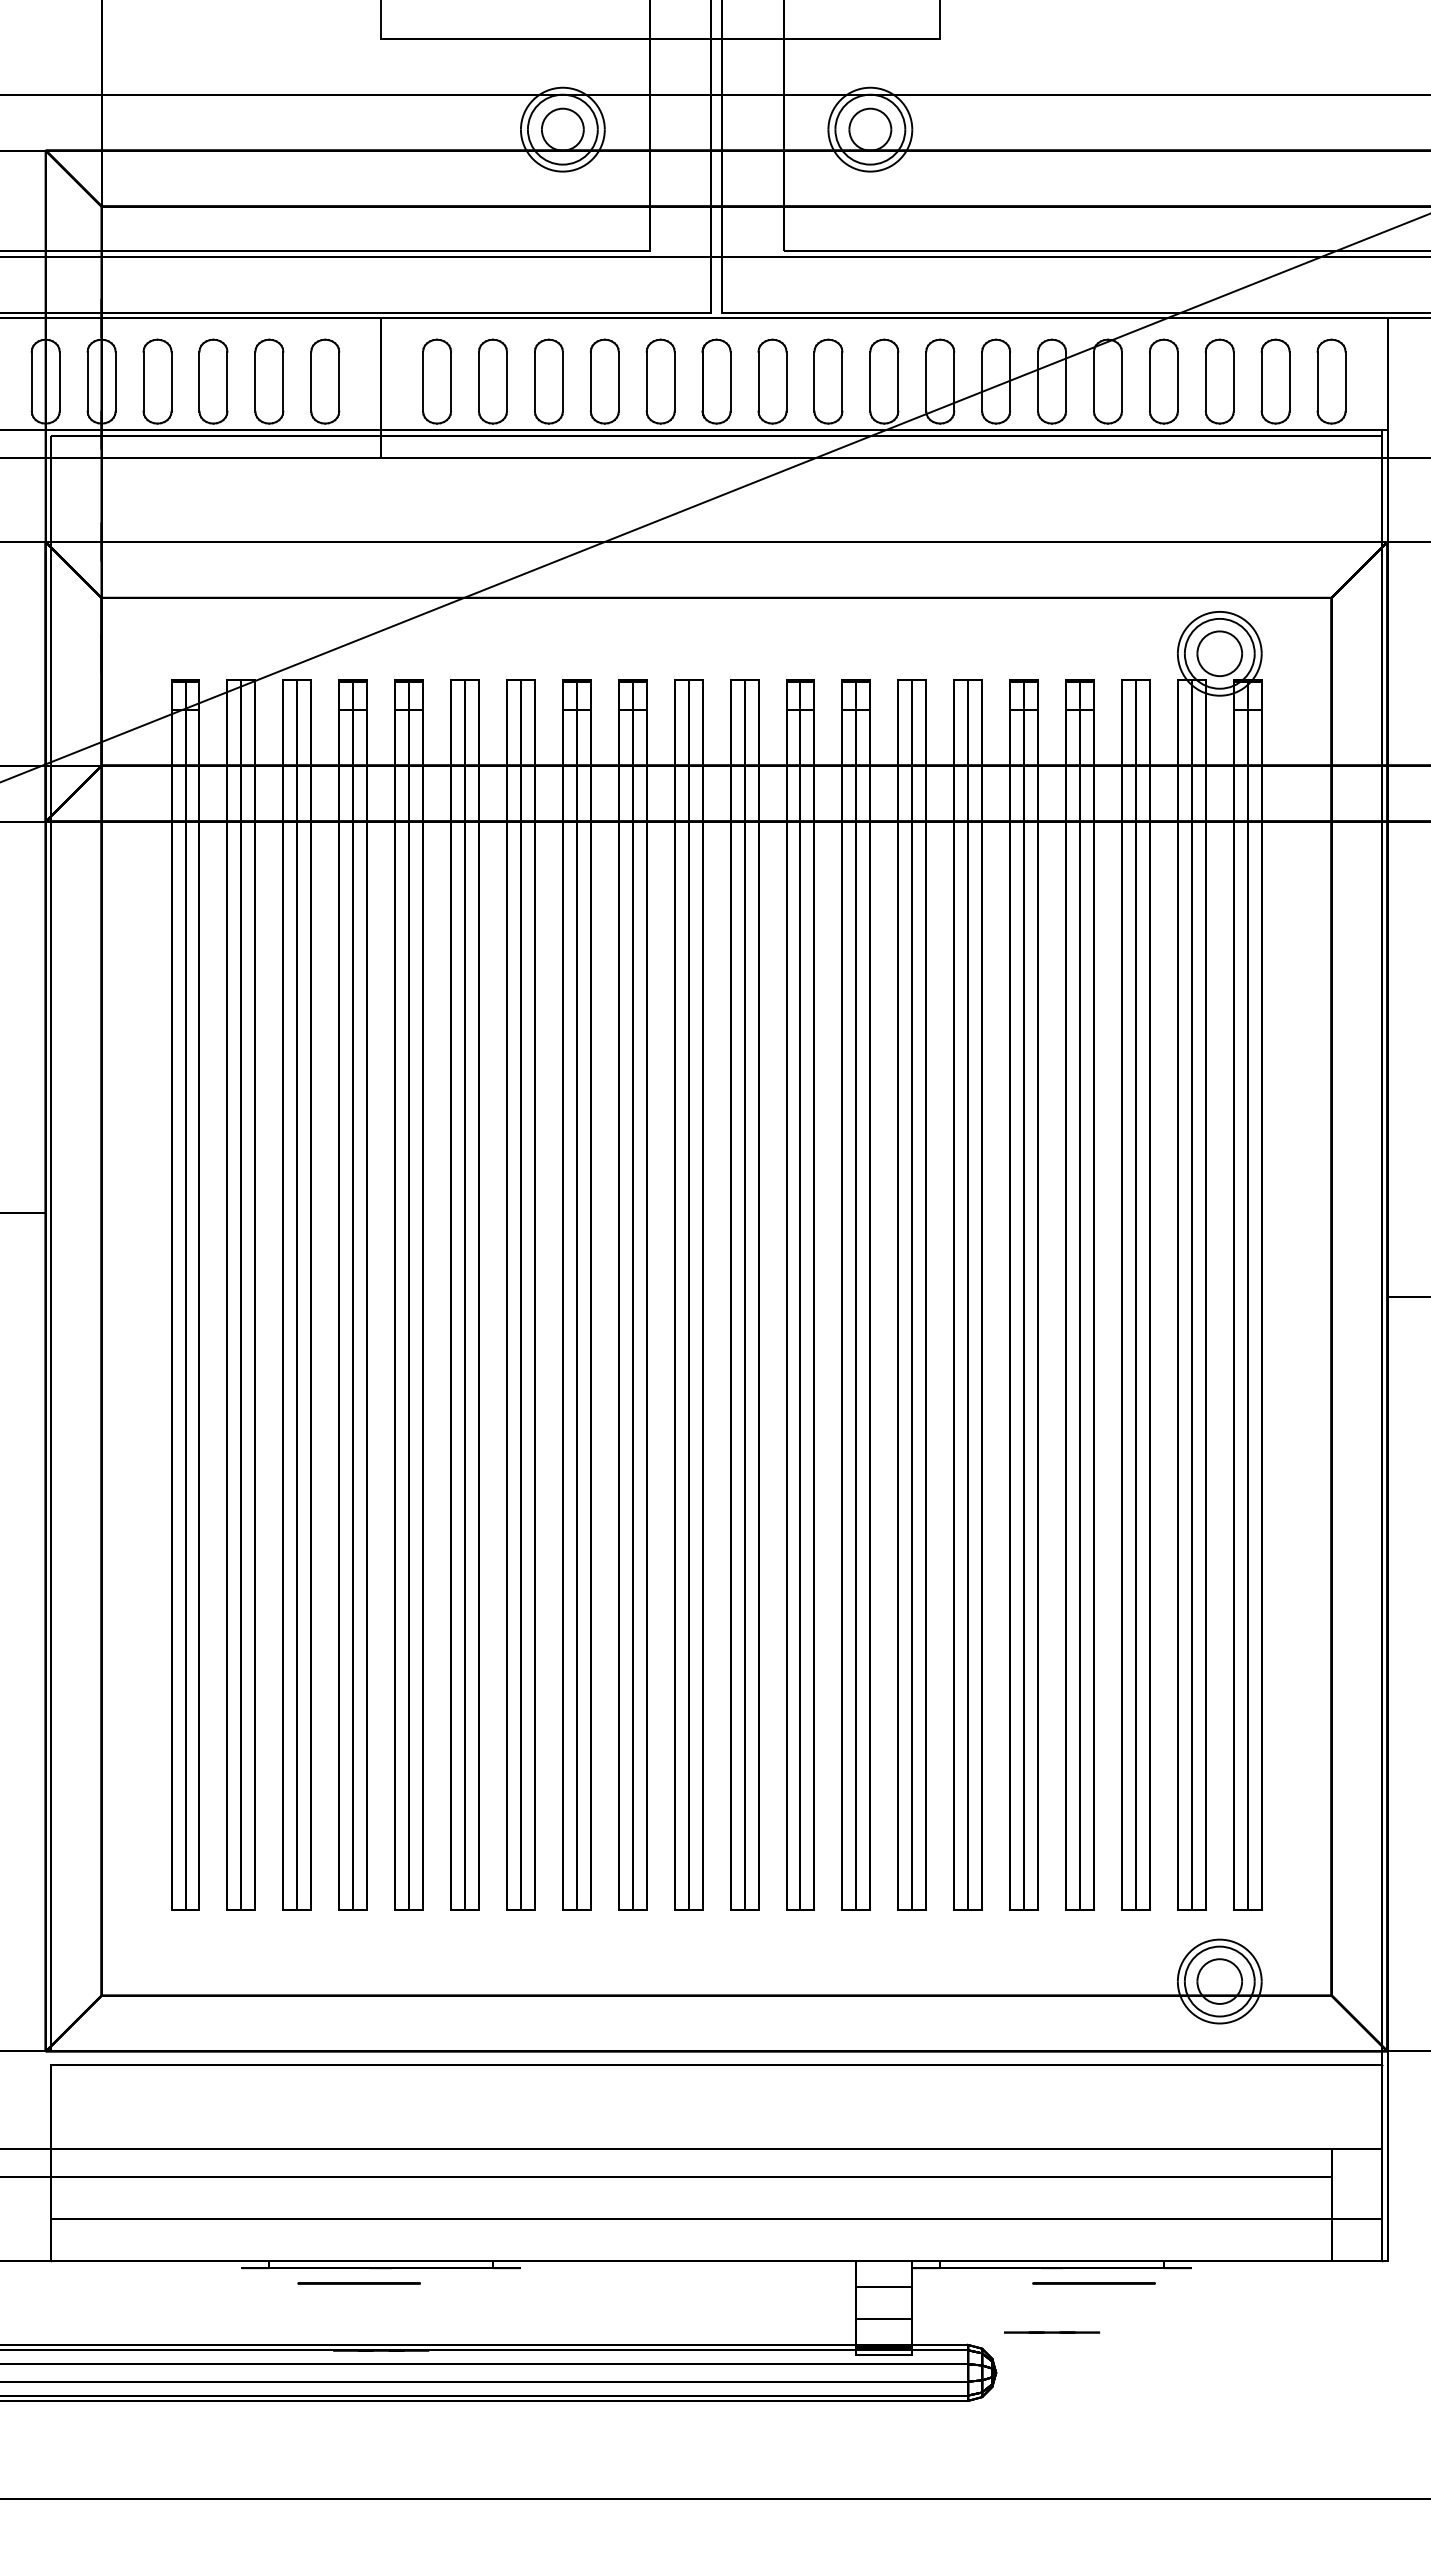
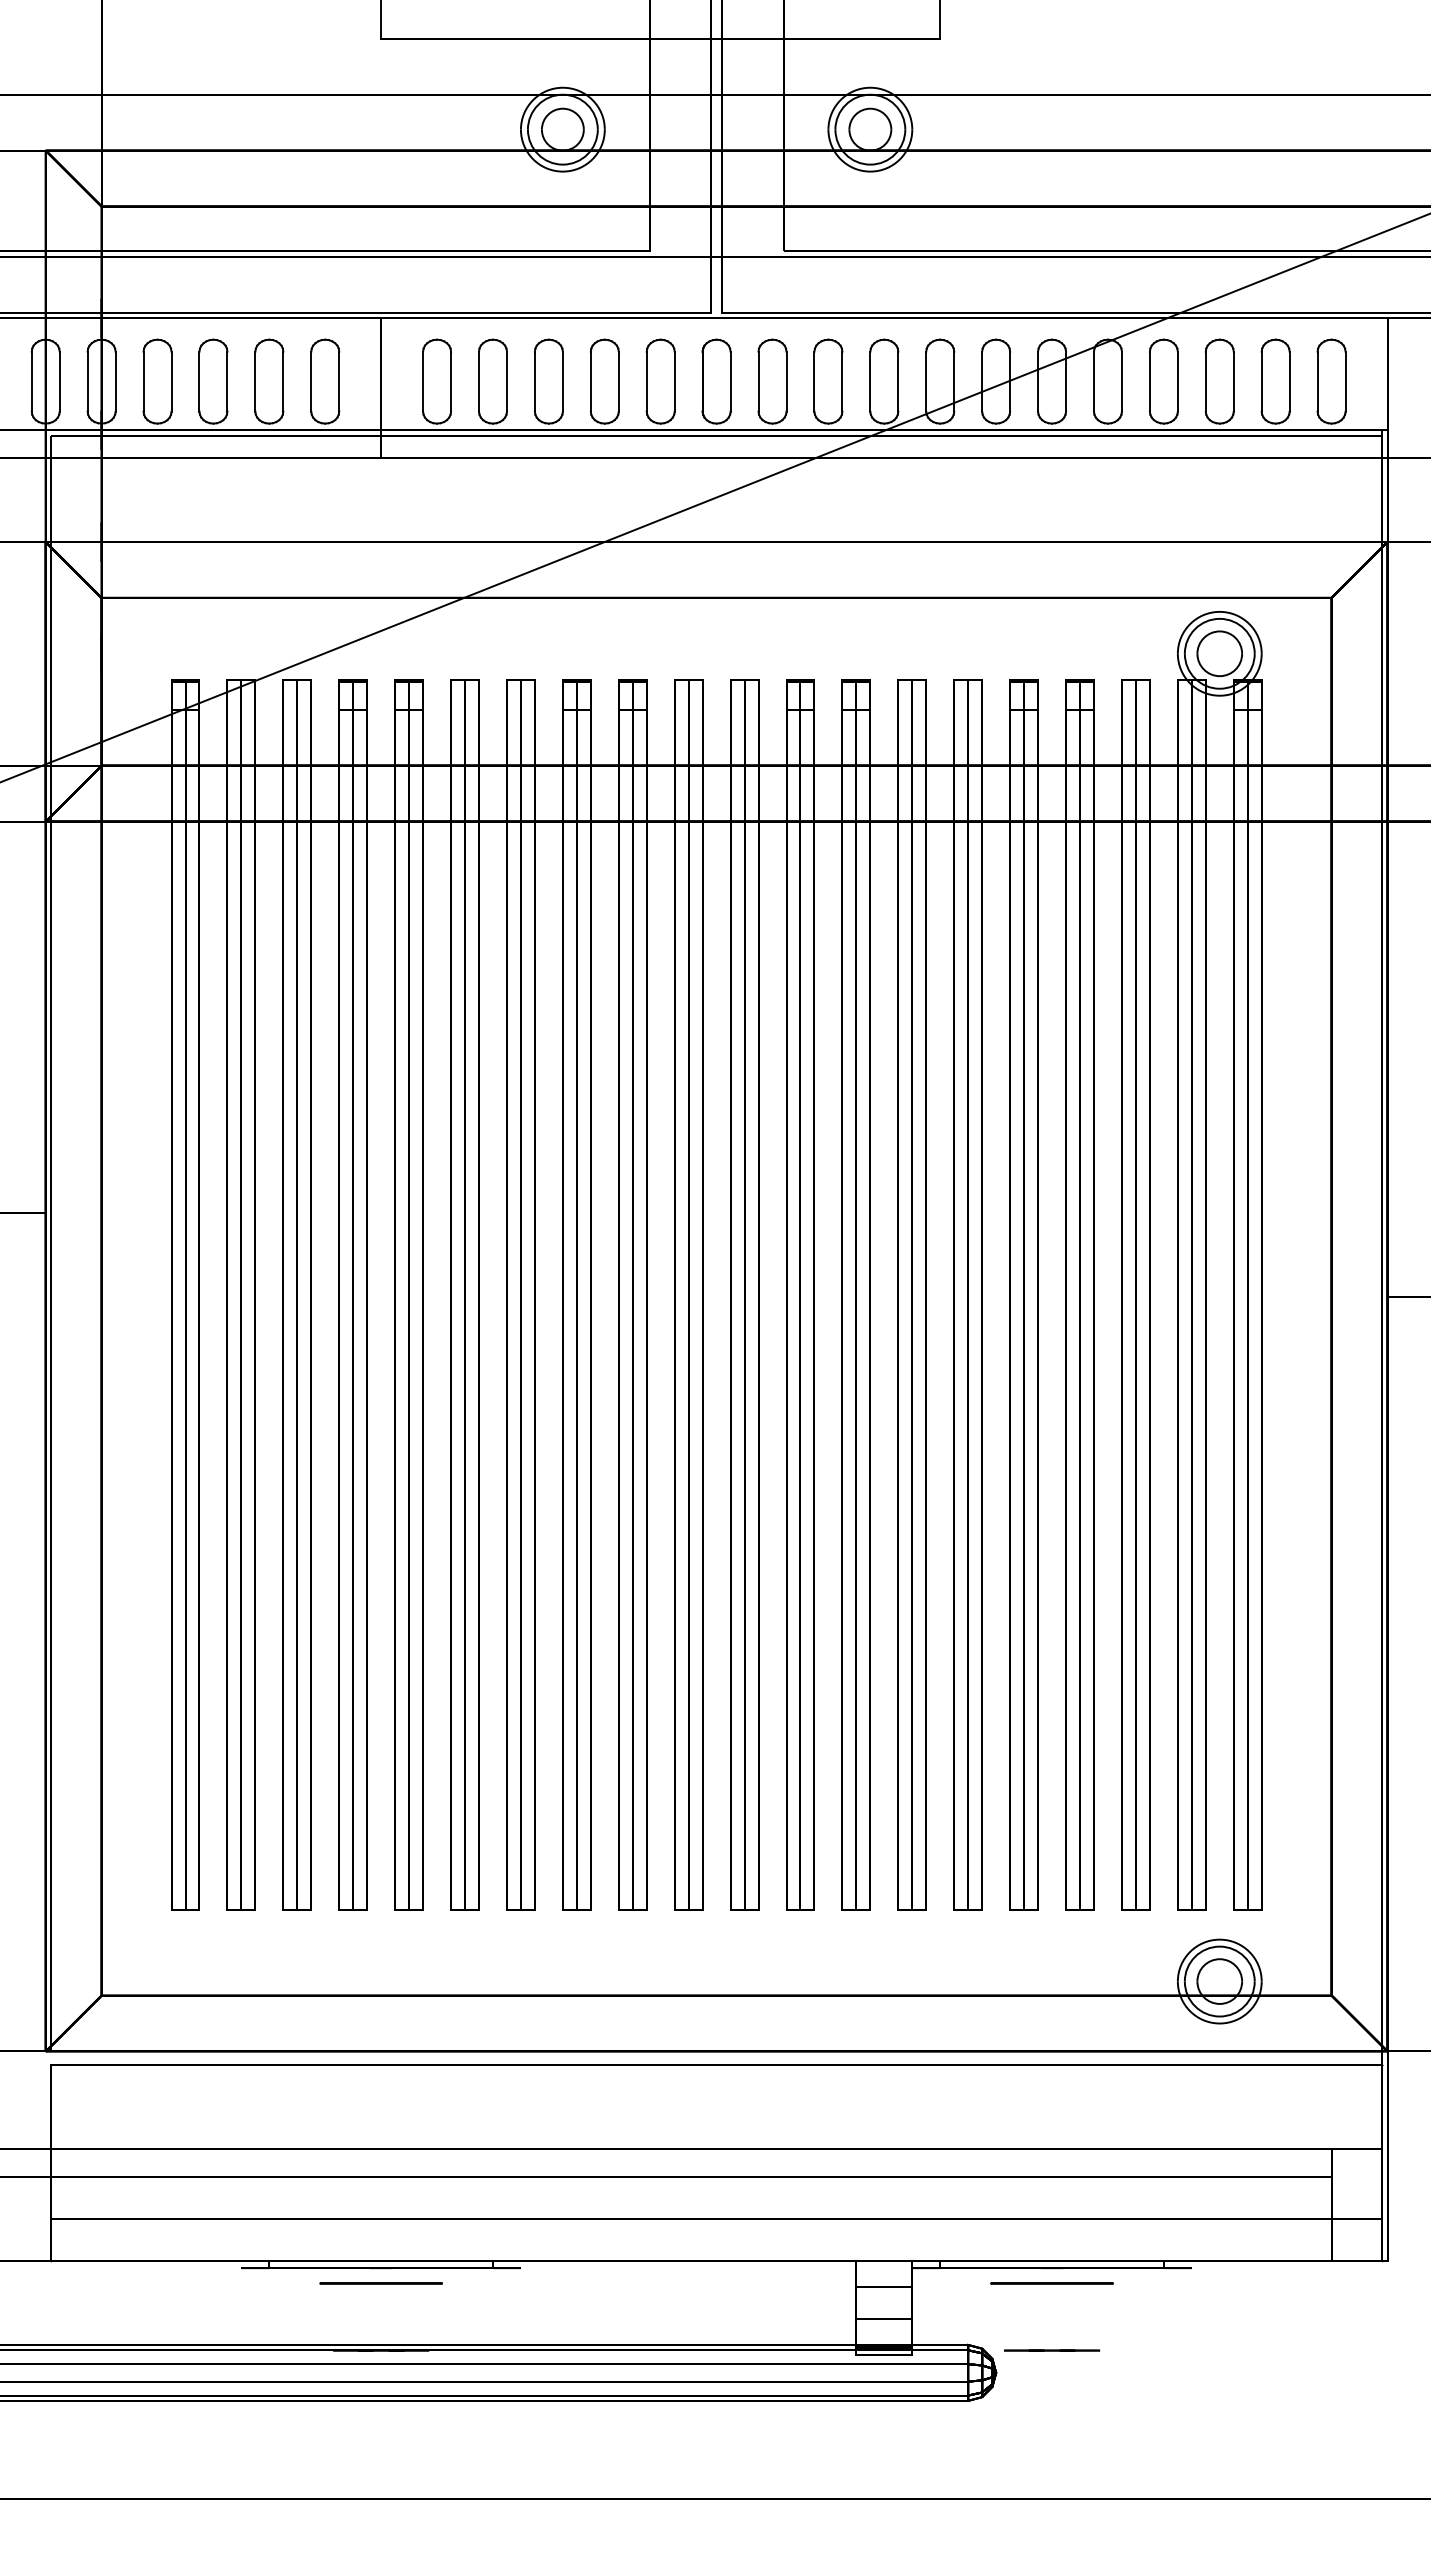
circle position: (358, 2283) -> (380, 2283) (380, 2283)
circle position: (1093, 2283) -> (1051, 2283) (1051, 2283)
line position: (1052, 2332) -> (1052, 2350) (1052, 2350)
